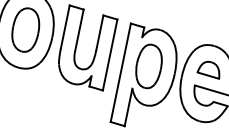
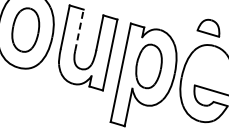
line: solid -> dashed (79, 29)
part position: (208, 69) -> (208, 27) (208, 27)
